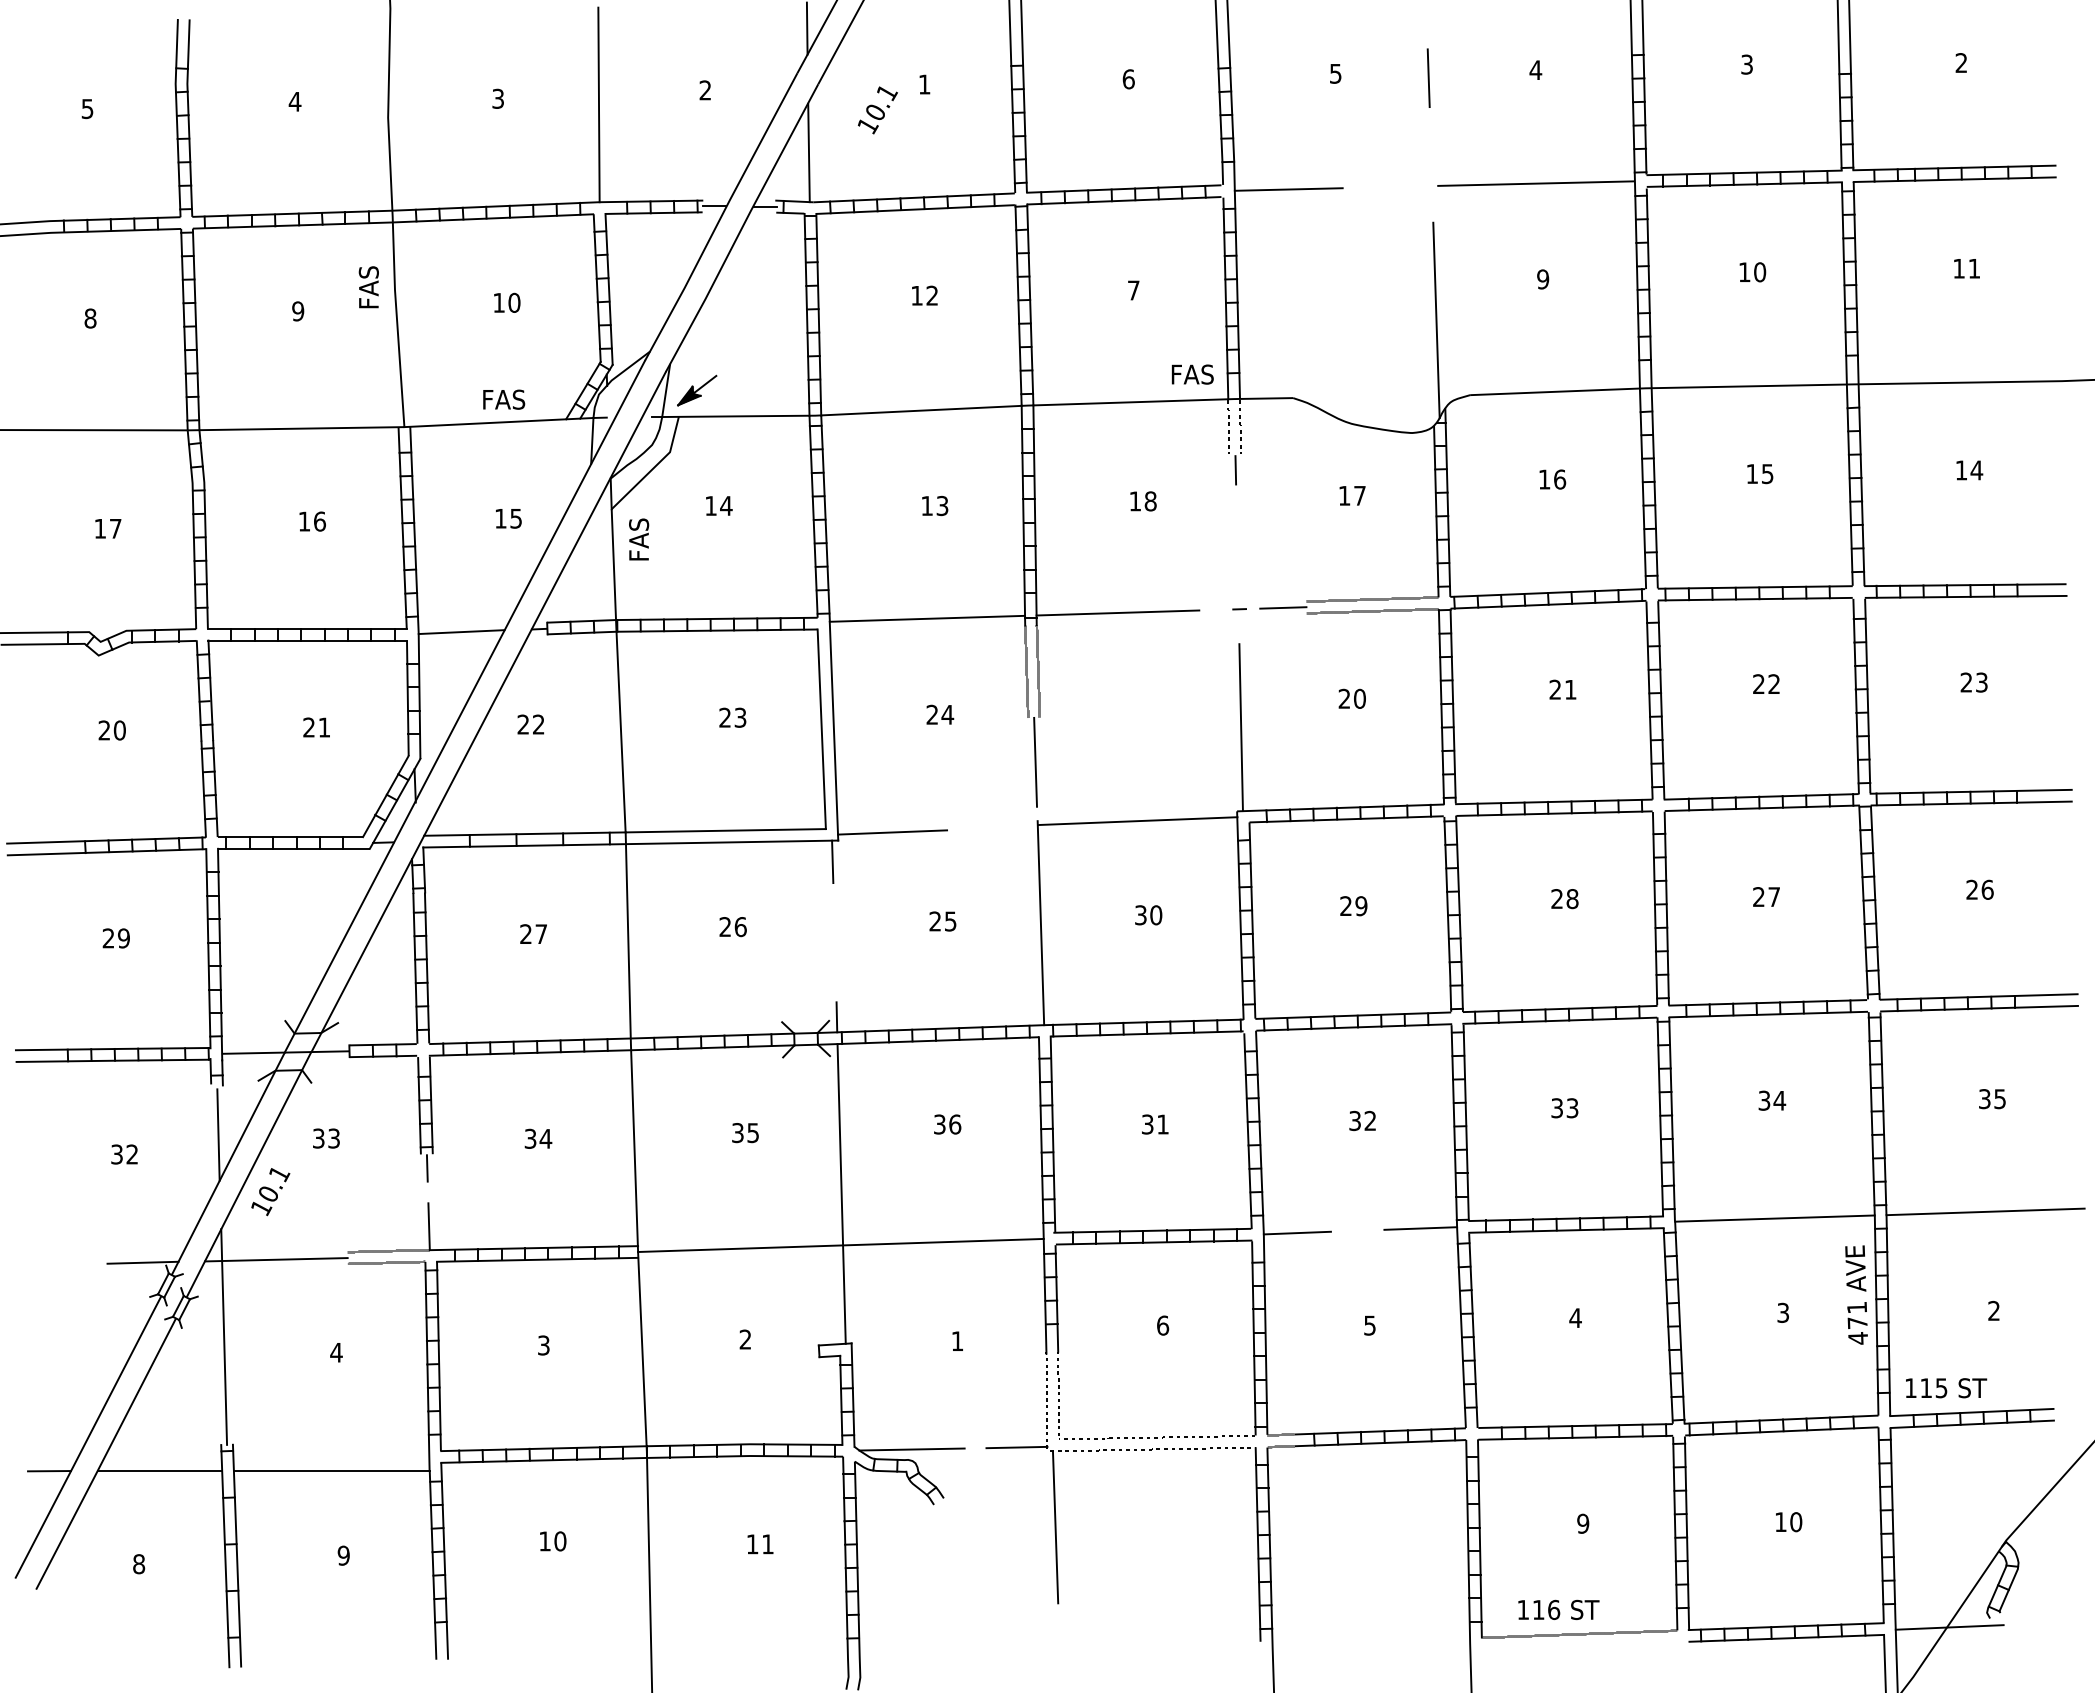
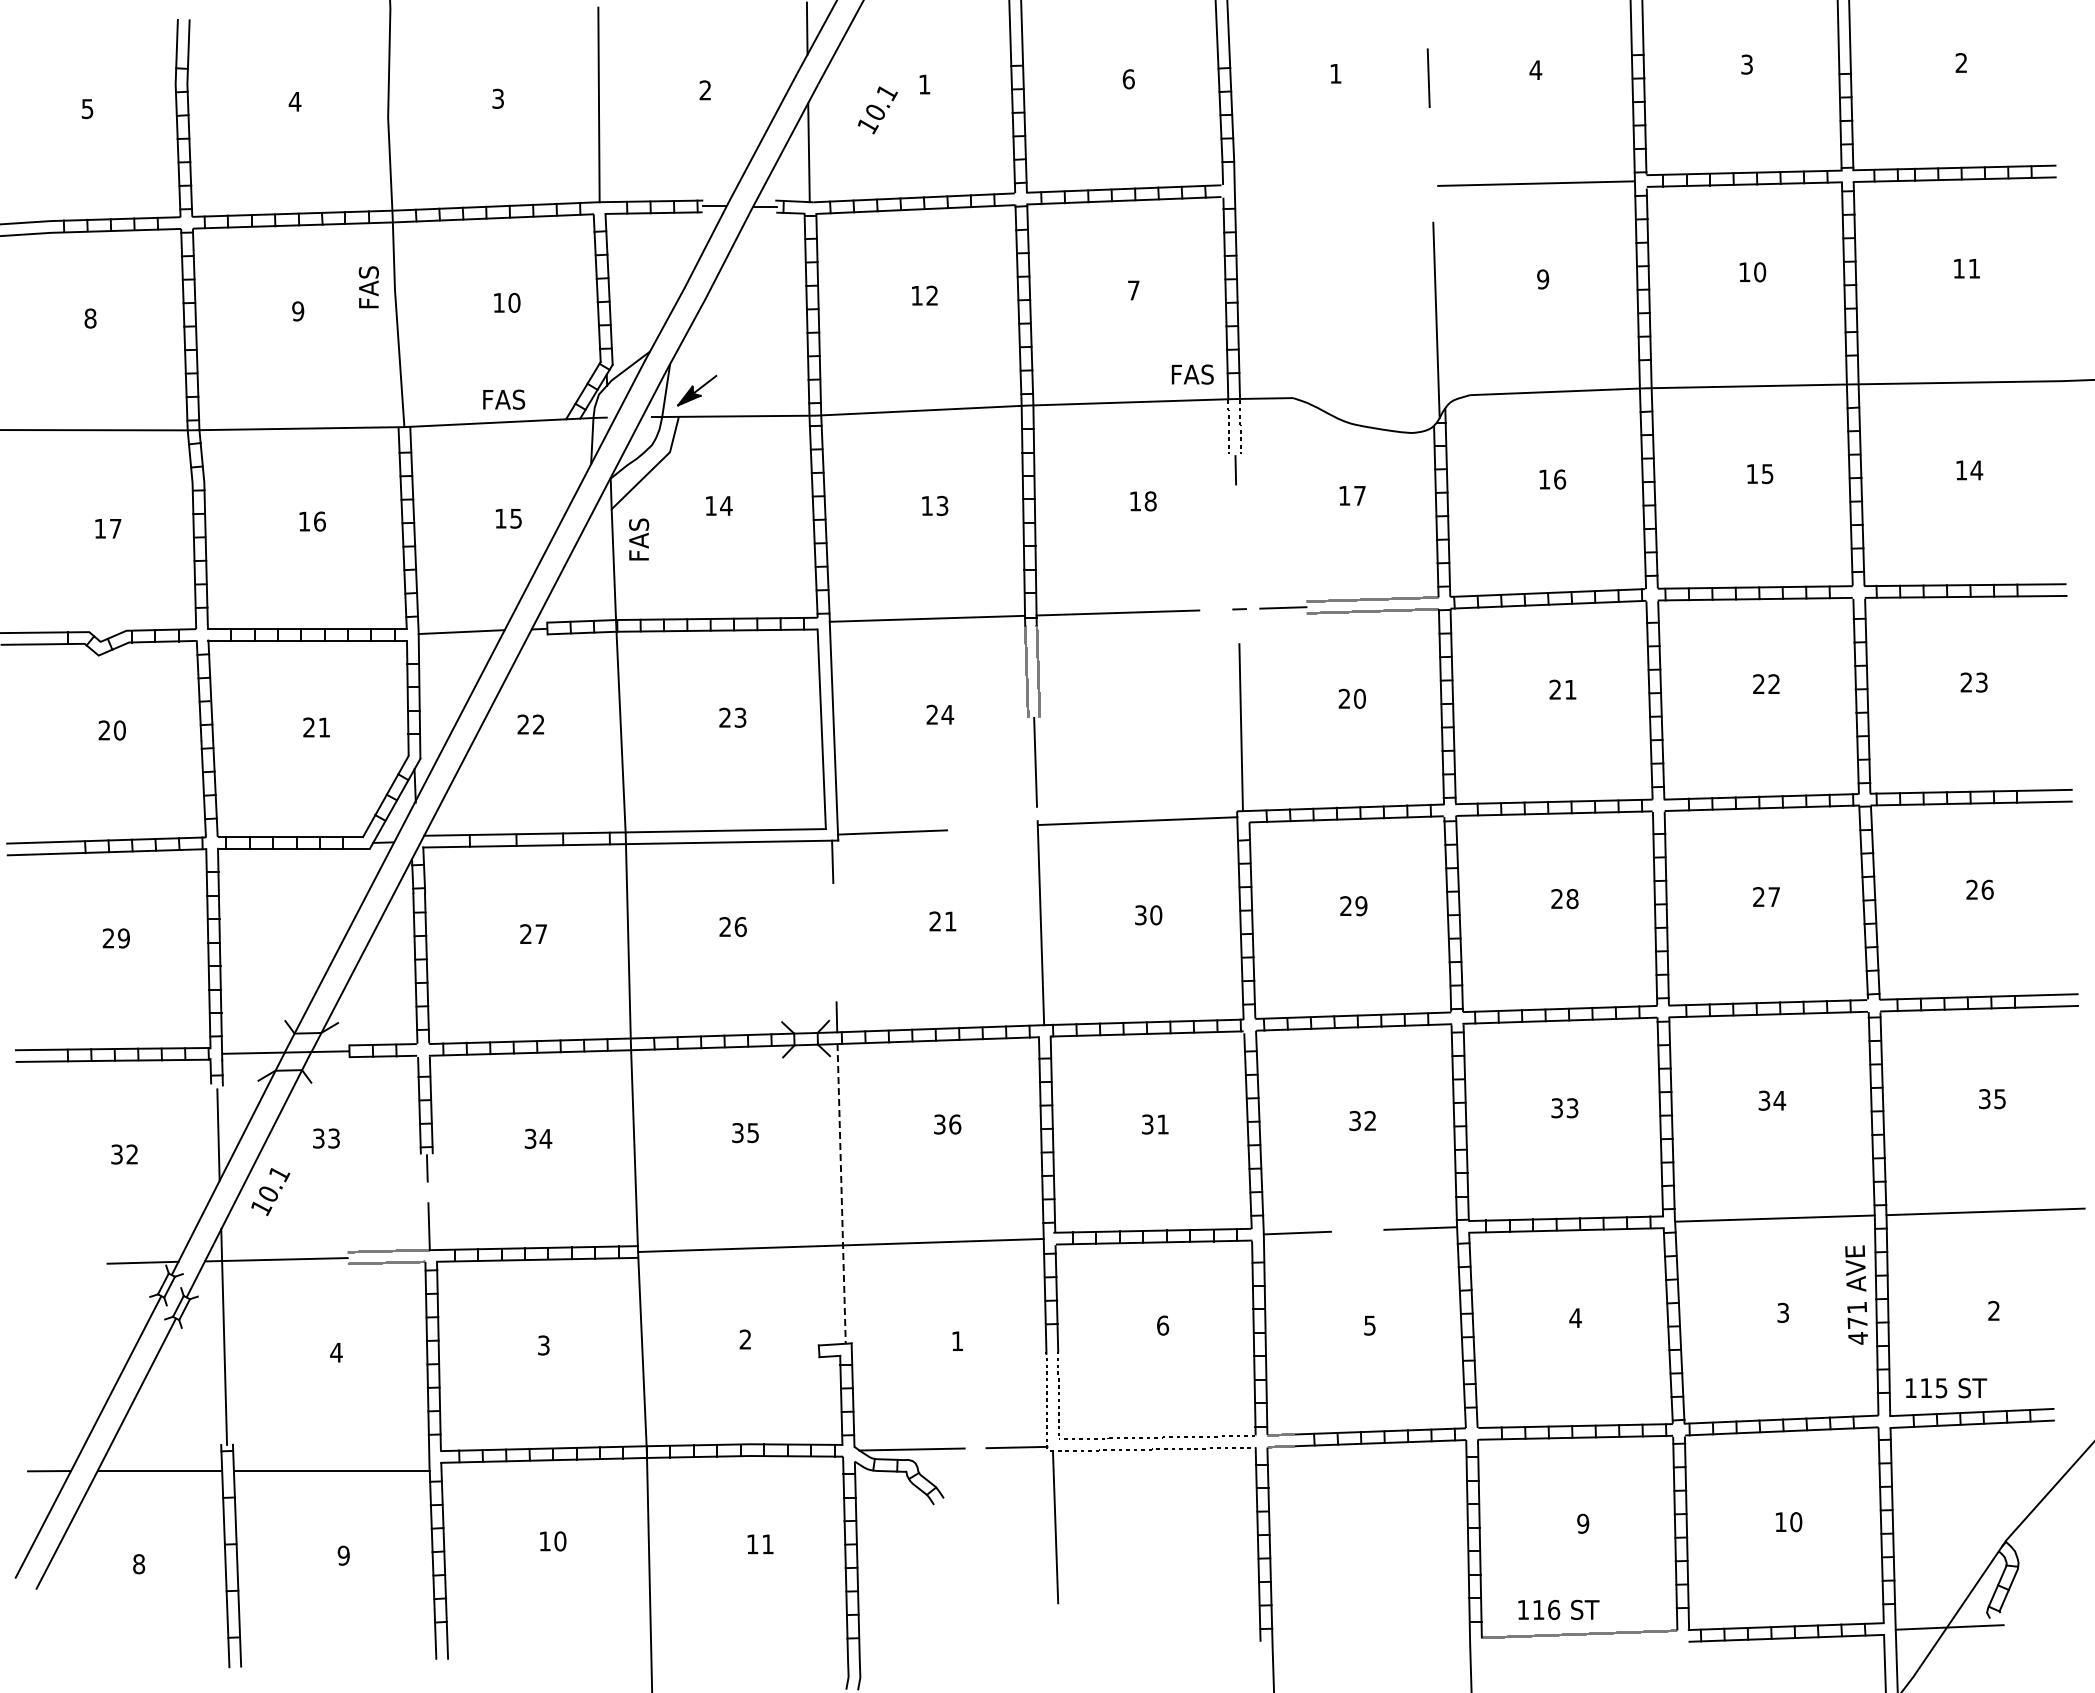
text: 5 -> 1 (1335, 73)
line: present -> none (1288, 189)
text: 25 -> 21 (950, 921)
line: solid -> dashed (841, 1193)
